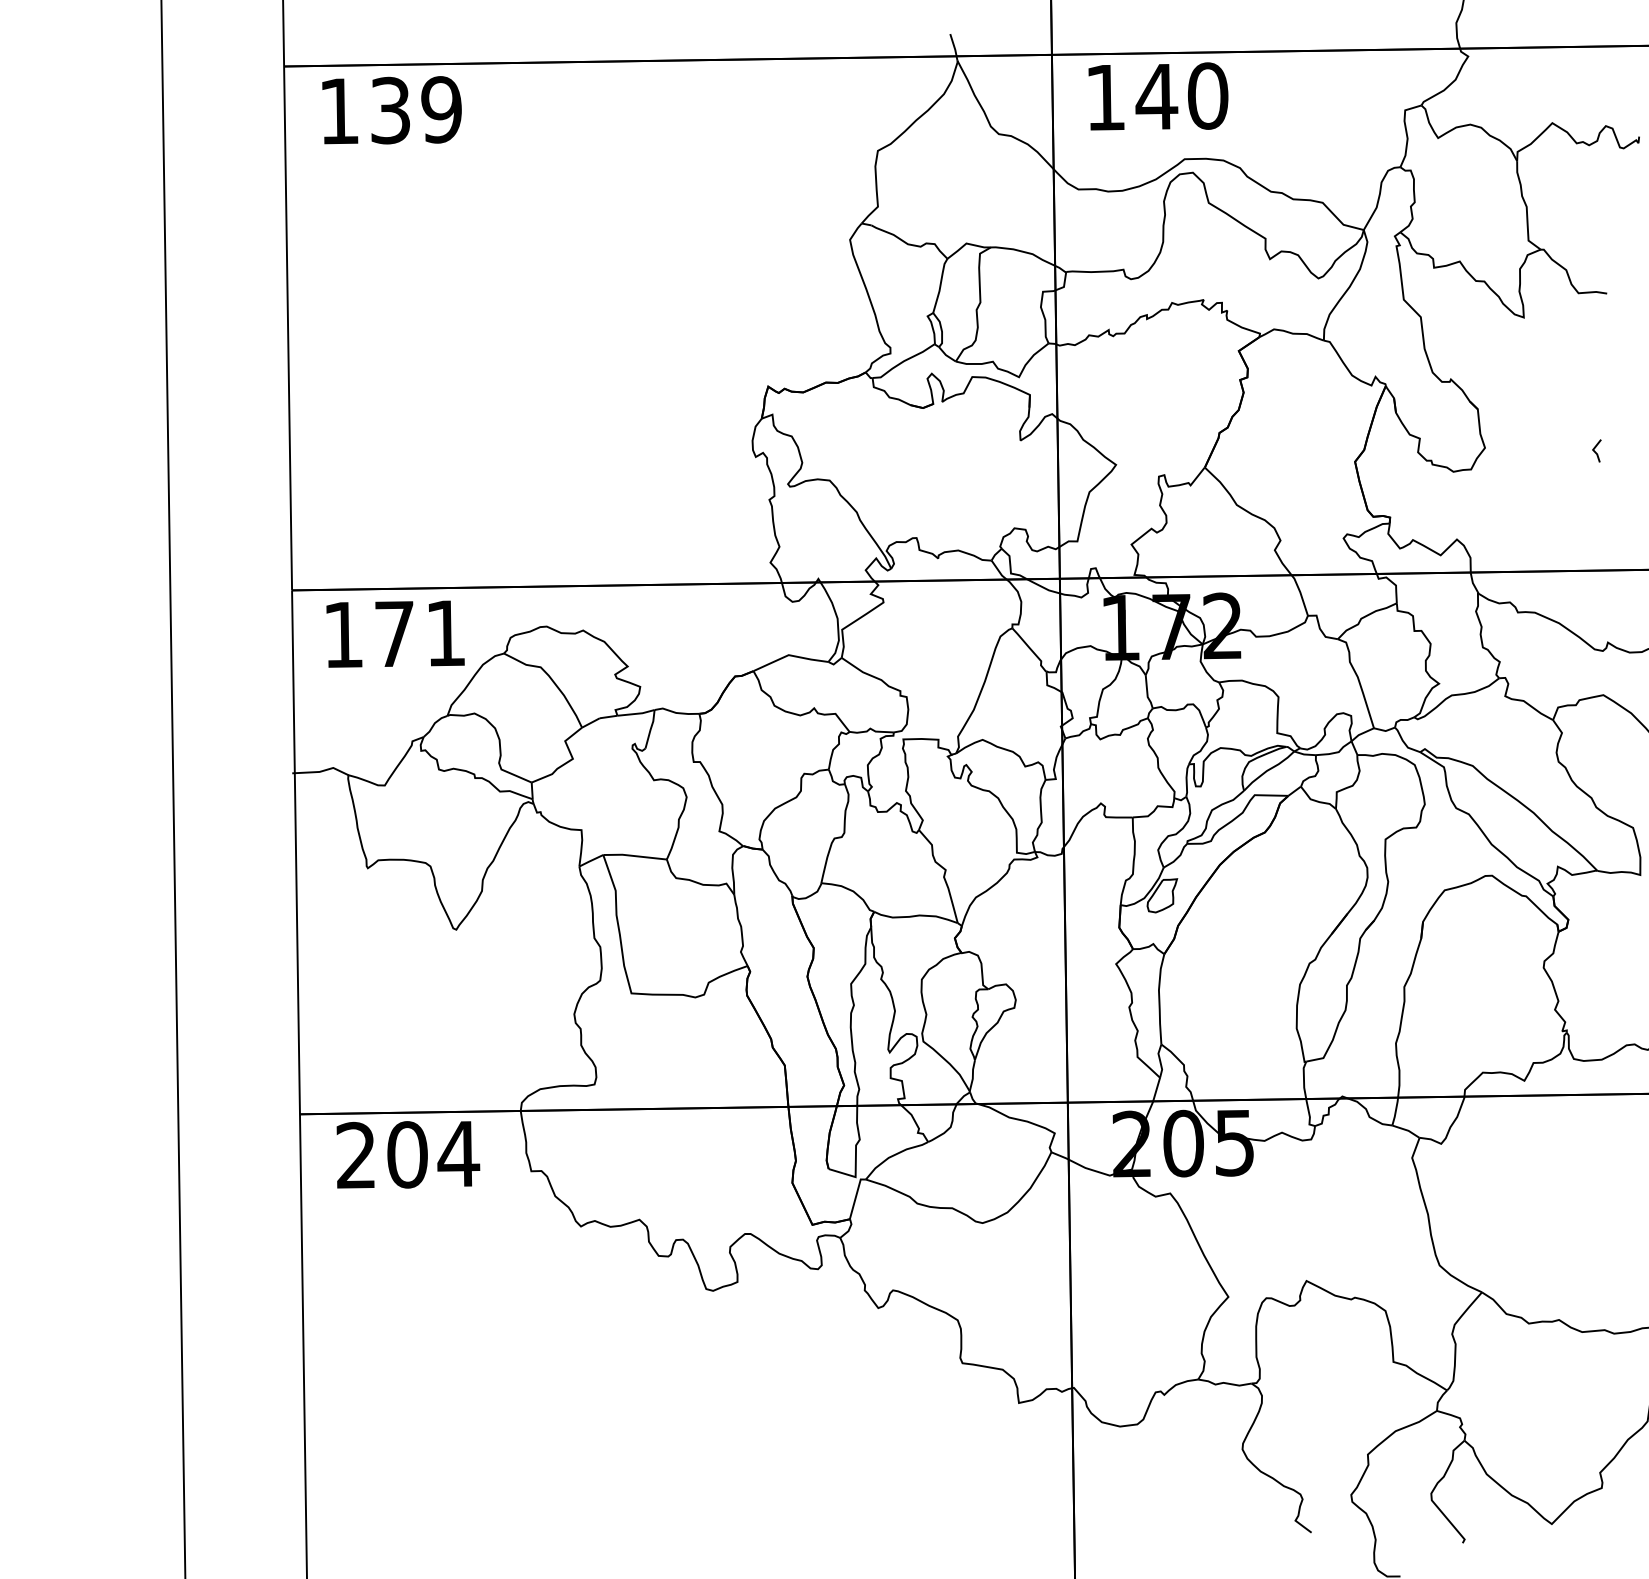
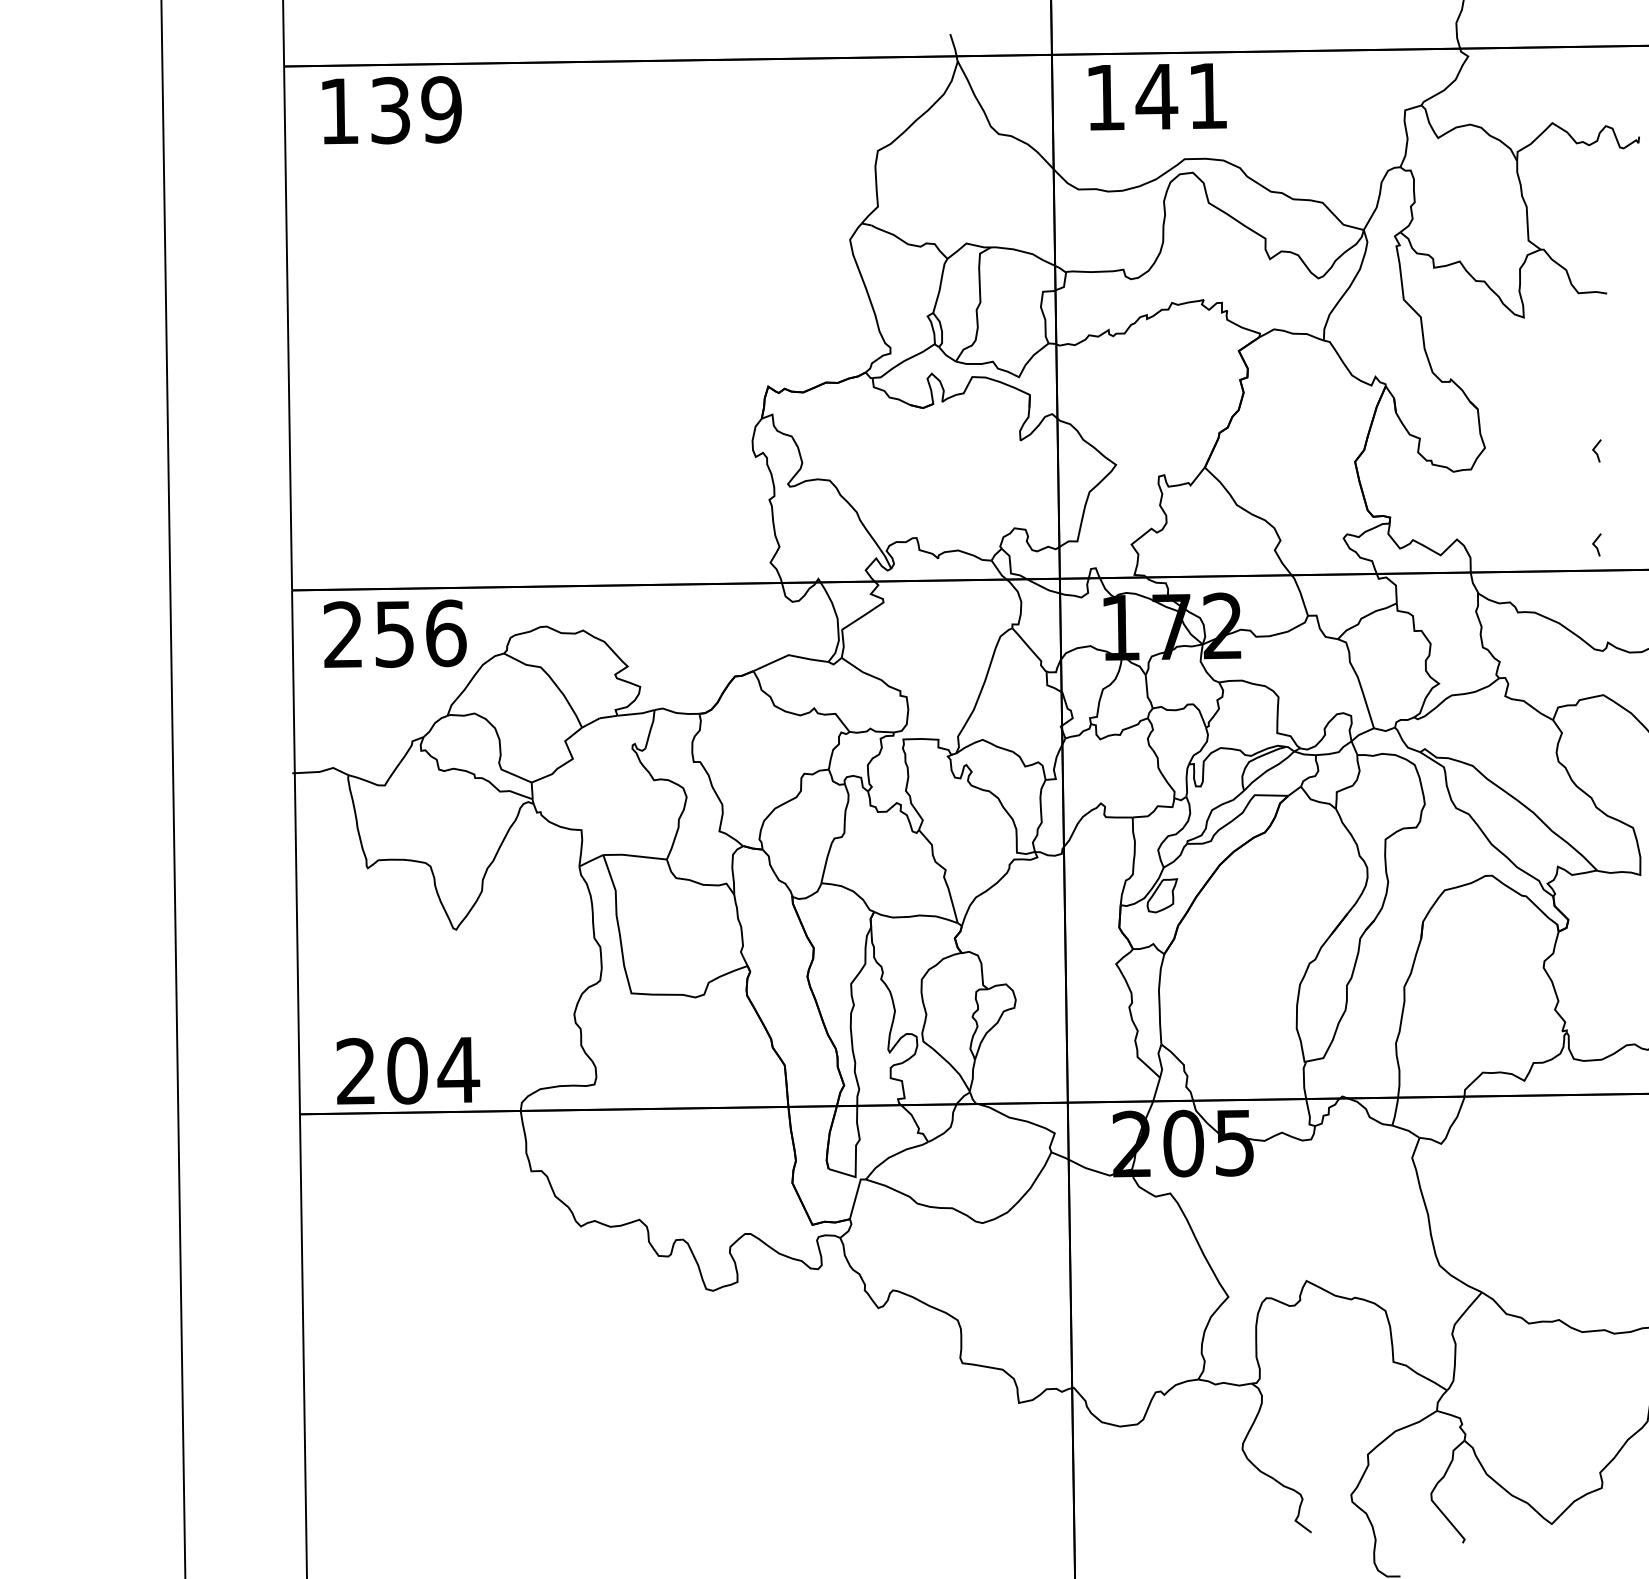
text: 140 -> 141 (1208, 95)
line: none -> present (1595, 545)
text: 171 -> 256 (395, 633)
text position: (408, 1154) -> (408, 1070) (408, 1070)
